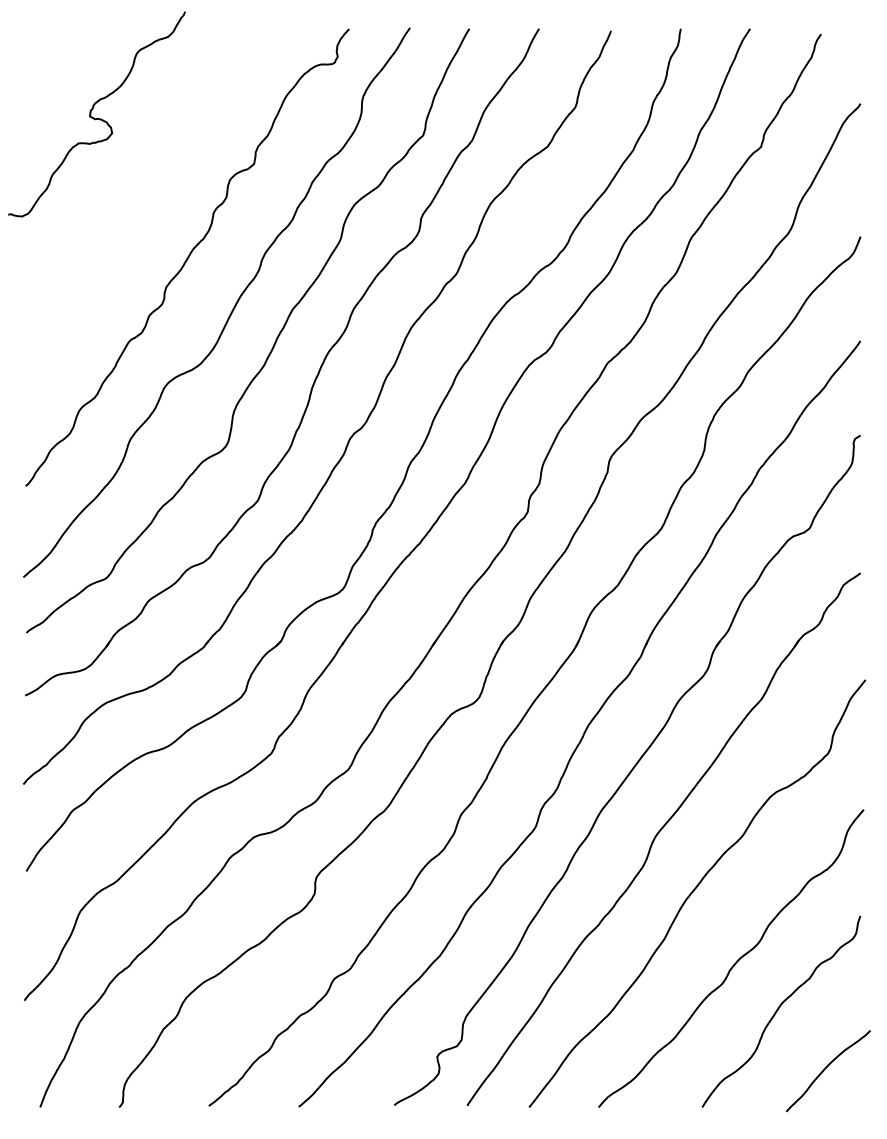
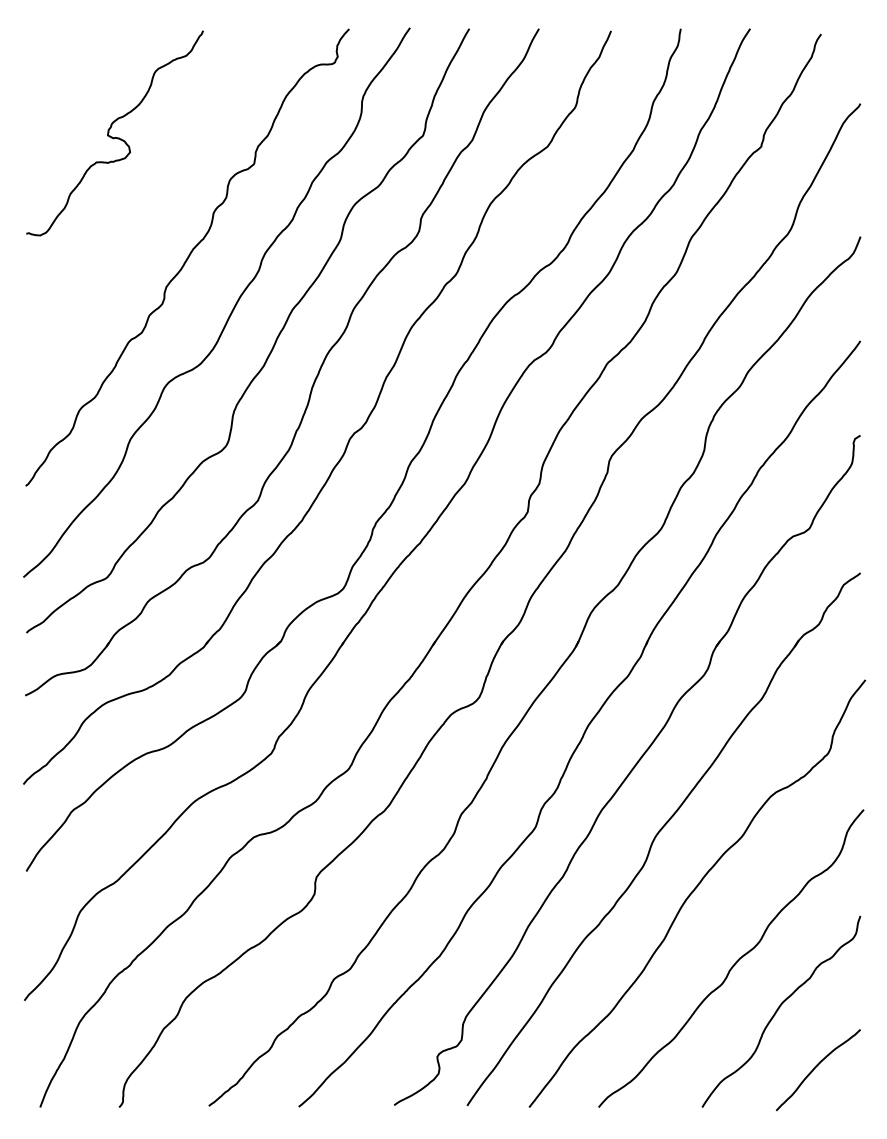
curve position: (94, 117) -> (112, 136) (112, 136)
curve position: (826, 1068) -> (816, 1067) (816, 1067)
